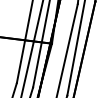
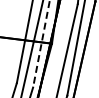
line: solid -> dashed (41, 44)
